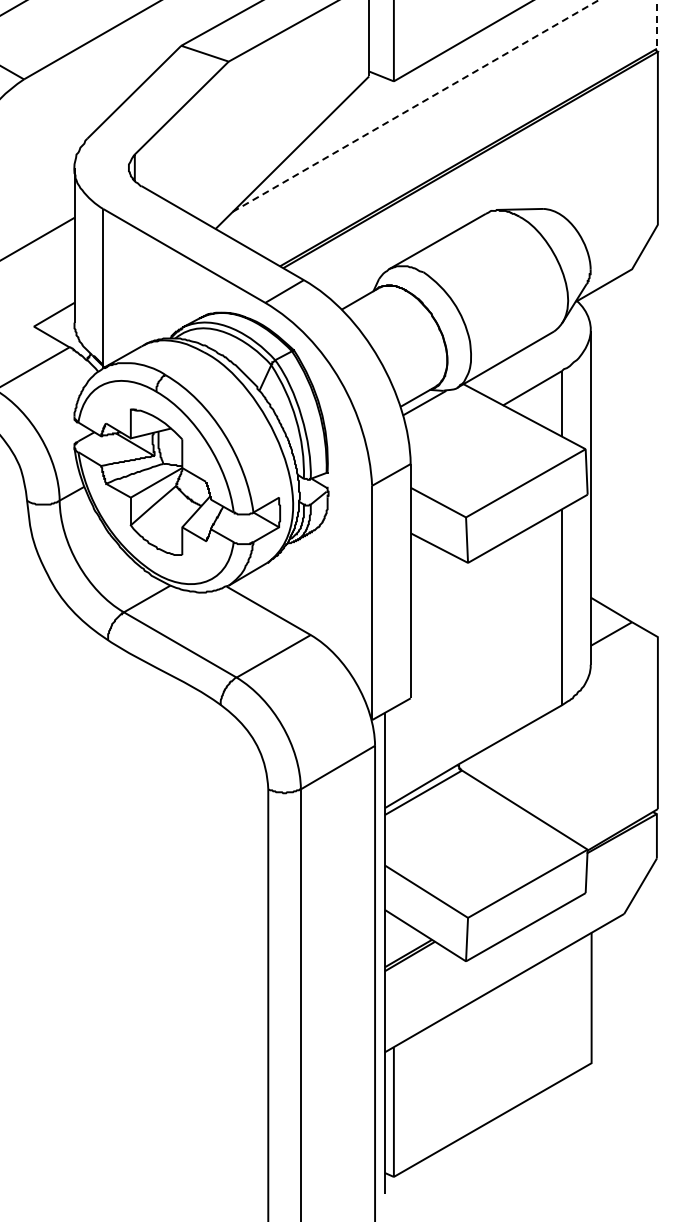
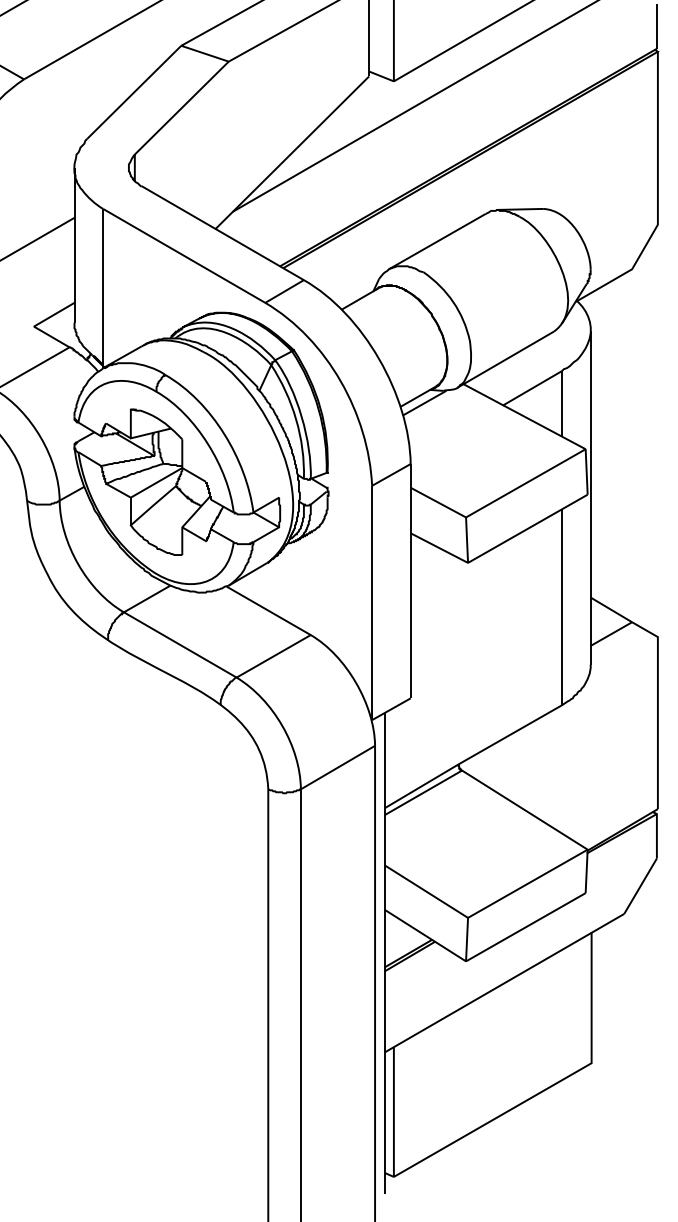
line: dashed -> solid (656, 27)
line: dashed -> solid (415, 105)
